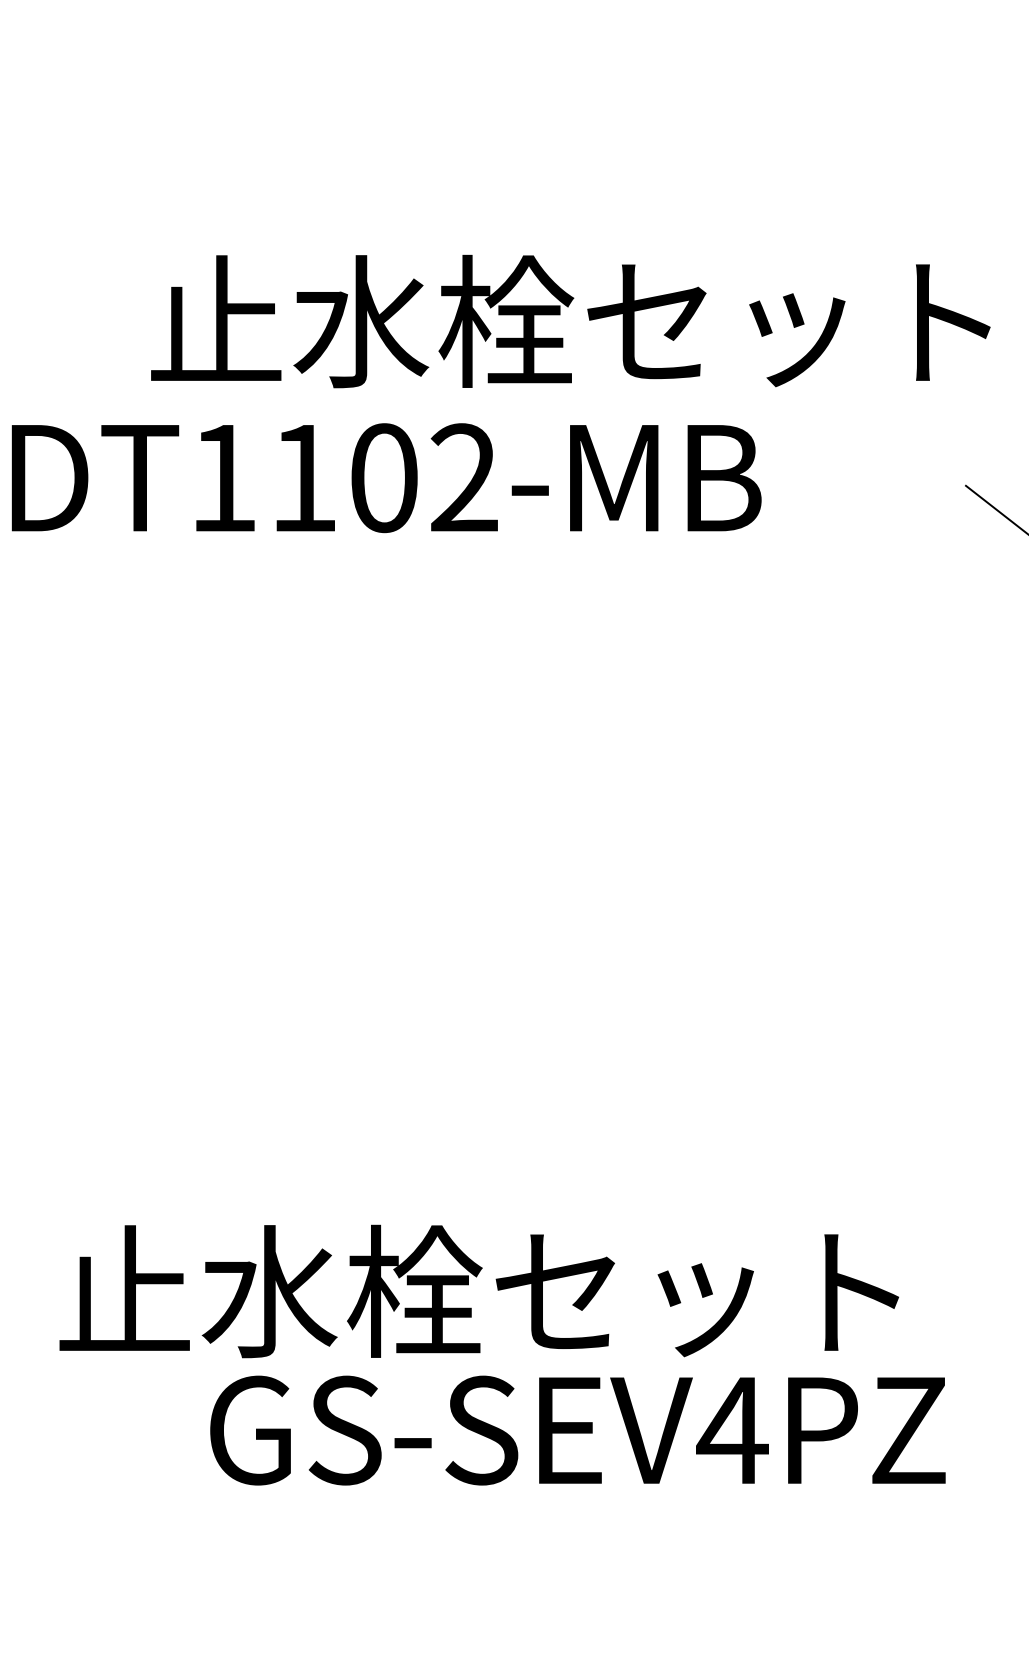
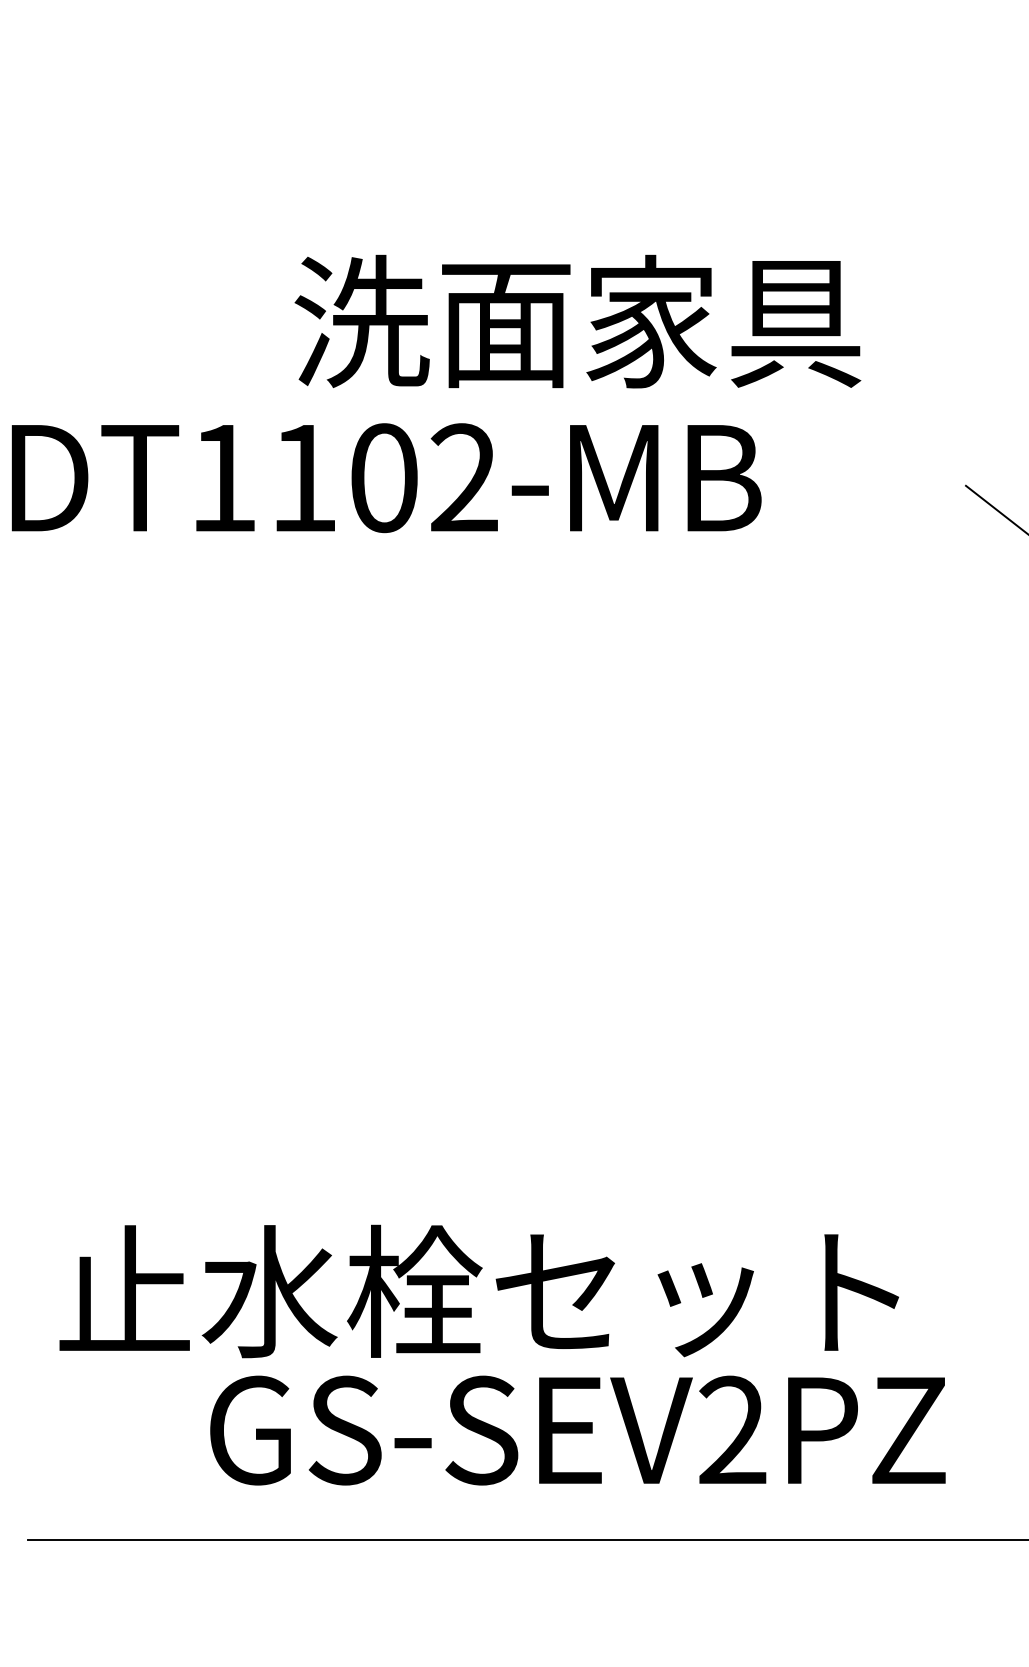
text: 止水栓セット -> 洗面家具 (570, 321)
text: GS-SEV4PZ -> GS-SEV2PZ (732, 1429)
line: none -> present (526, 1539)
